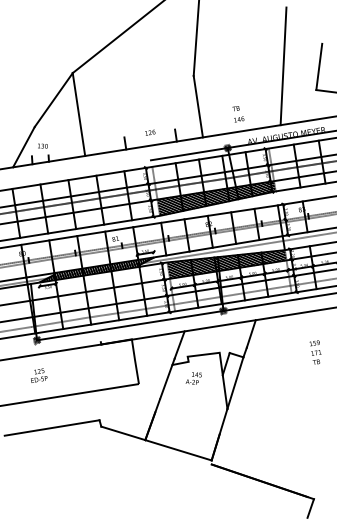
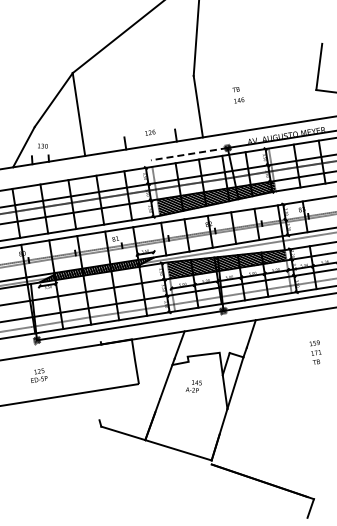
line: present -> none (283, 66)
text position: (238, 114) -> (238, 95) (238, 95)
line: solid -> dashed (189, 154)
text position: (193, 378) -> (193, 386) (193, 386)
line: present -> none (51, 427)
